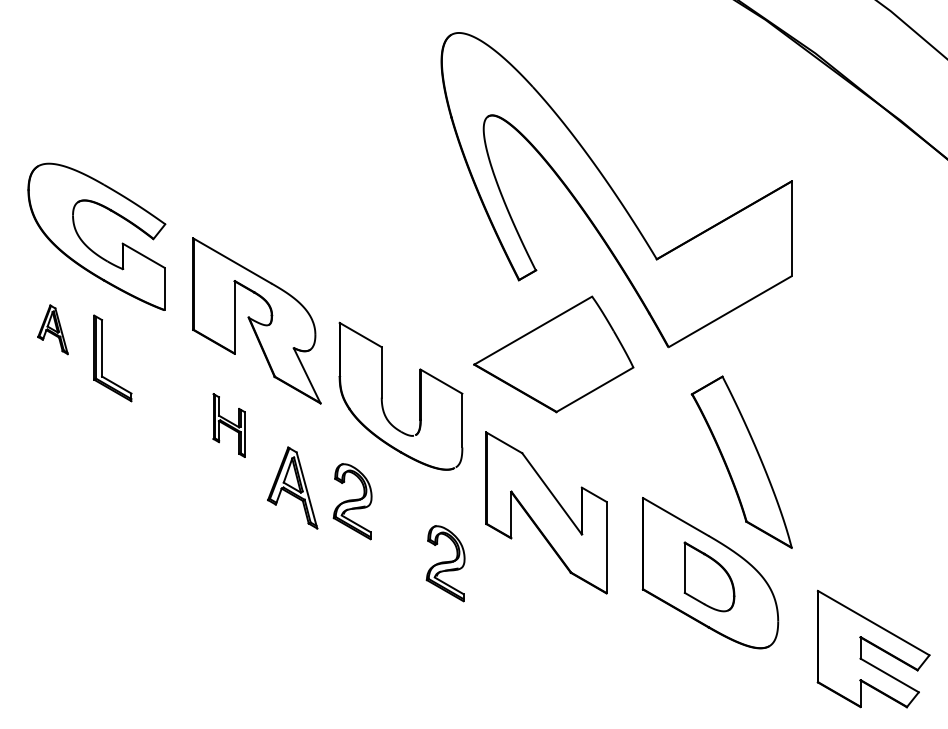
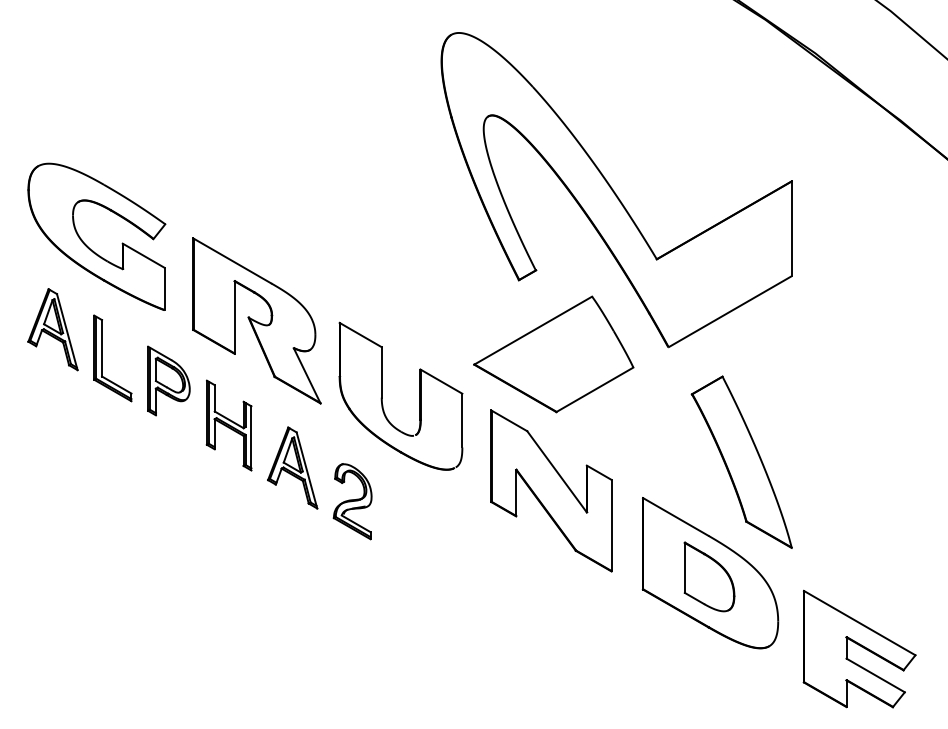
part size: 32x52 px -> 52x84 px (52, 329)
part: none -> present (168, 380)
part size: 34x65 px -> 48x93 px (228, 425)
part position: (292, 487) -> (292, 467) (292, 467)
part position: (546, 512) -> (551, 490) (551, 490)
part: present -> none (445, 563)
part position: (873, 648) -> (859, 648) (859, 648)
